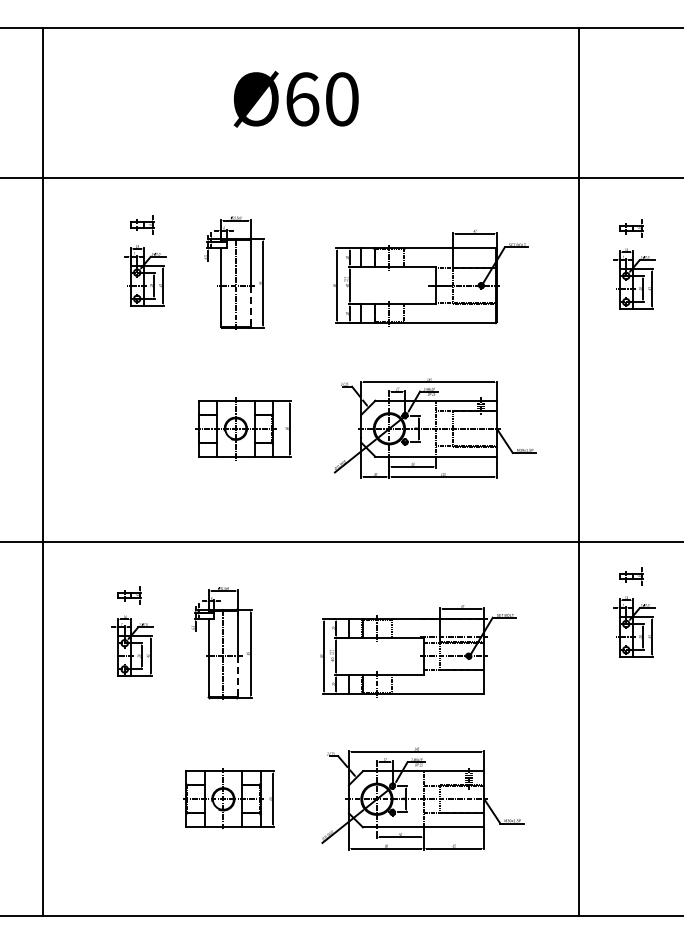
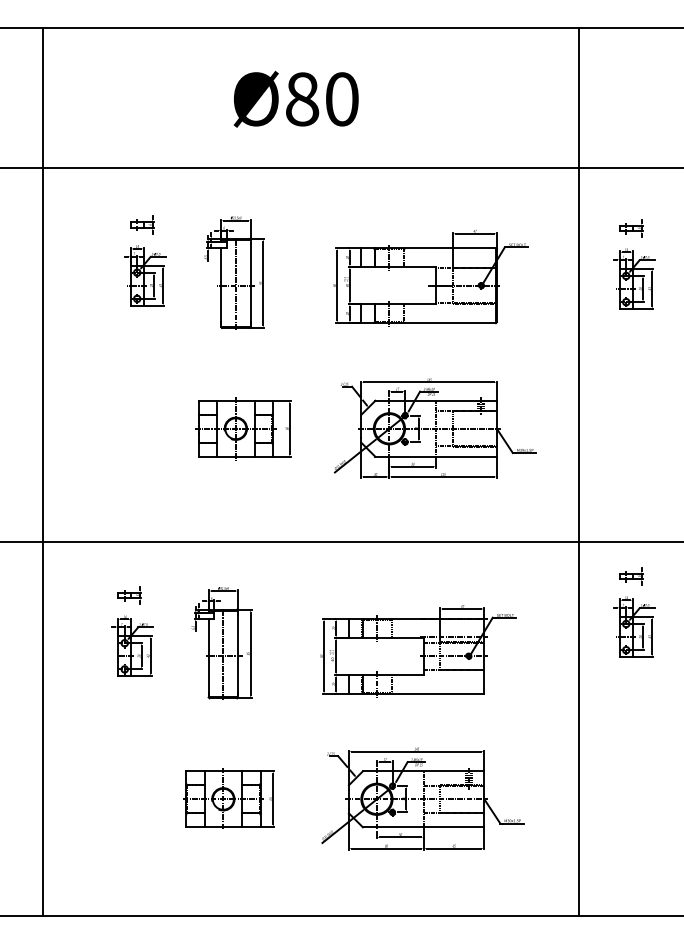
text: Ø60 -> Ø80 (302, 99)
line position: (341, 178) -> (341, 168) (341, 168)
line: dashed -> solid (250, 305)
line: dashed -> solid (238, 675)
